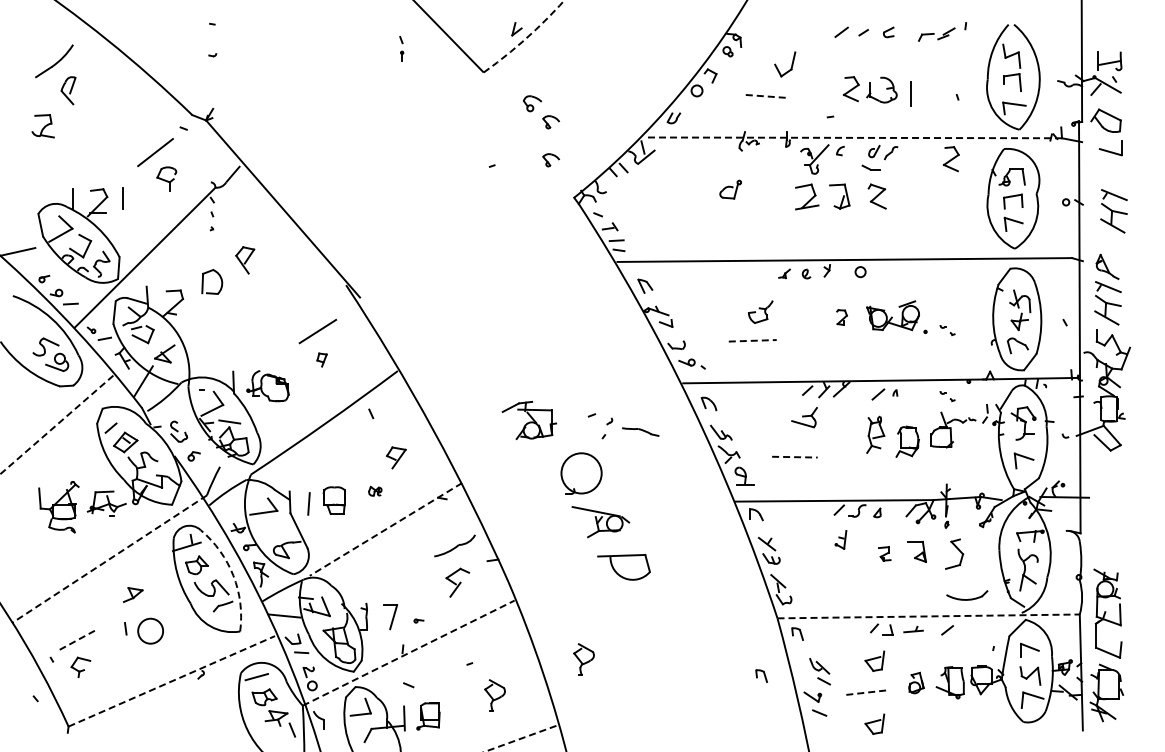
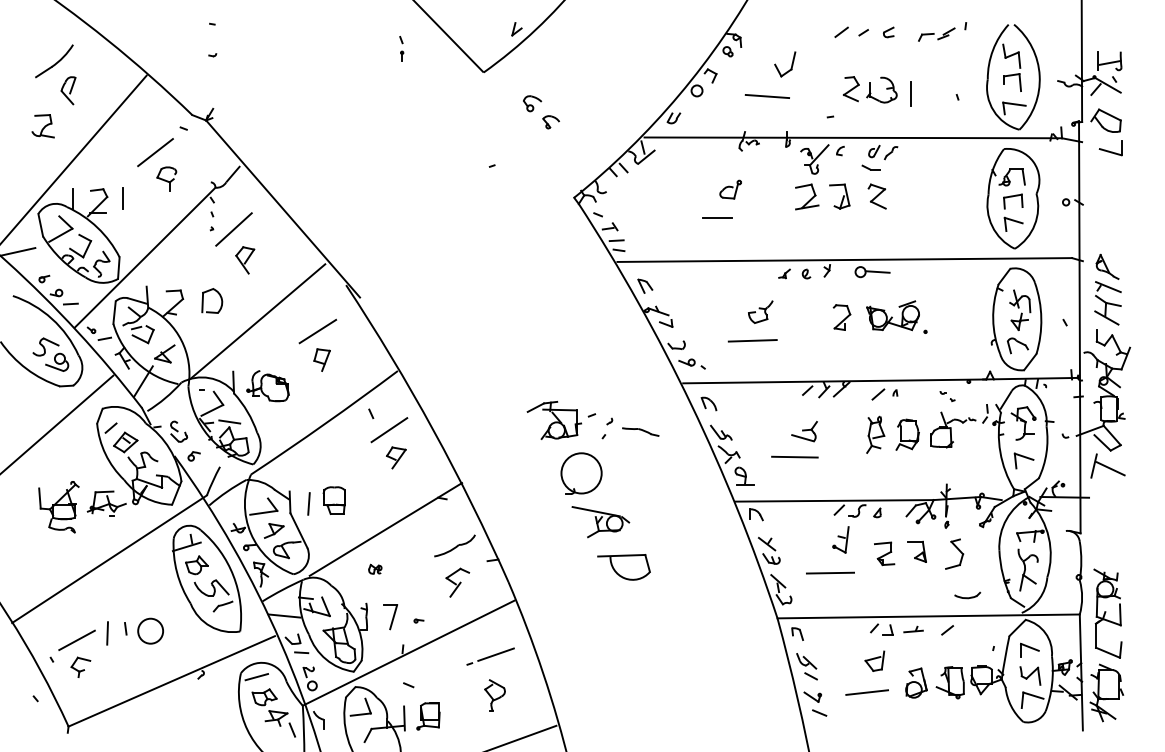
arc: dashed -> solid (526, 38)
line: dashed -> solid (767, 96)
line: dashed -> solid (853, 137)
line: none -> present (74, 158)
part: present -> none (951, 159)
part: present -> none (550, 160)
part: present -> none (1113, 211)
line: none -> present (716, 217)
line: none -> present (233, 229)
line: none -> present (877, 271)
part position: (219, 277) -> (219, 296) (219, 296)
part size: 12x17 px -> 20x27 px (841, 317)
line: none -> present (257, 321)
part: present -> none (947, 330)
line: dashed -> solid (752, 340)
part size: 12x16 px -> 18x24 px (321, 359)
part position: (804, 417) -> (804, 431) (804, 431)
part position: (528, 420) -> (553, 420) (553, 420)
line: dashed -> solid (56, 424)
line: none -> present (389, 430)
part position: (907, 441) -> (907, 434) (907, 434)
line: dashed -> solid (794, 457)
part: none -> present (1107, 465)
part position: (375, 490) -> (375, 568) (375, 568)
line: dashed -> solid (385, 529)
part size: 14x20 px -> 18x28 px (840, 539)
part size: 14x16 px -> 22x26 px (884, 553)
line: dashed -> solid (109, 559)
line: none -> present (830, 572)
arc: dashed -> solid (233, 575)
part position: (132, 594) -> (273, 530) (273, 530)
part size: 43x11 px -> 28x9 px (967, 595)
line: dashed -> solid (929, 616)
line: none -> present (107, 633)
line: dashed -> solid (76, 640)
line: dashed -> solid (409, 652)
line: none -> present (495, 654)
part: present -> none (583, 659)
part position: (819, 671) -> (806, 666) (806, 666)
part: present -> none (761, 675)
line: dashed -> solid (171, 681)
part size: 17x24 px -> 23x32 px (916, 682)
line: dashed -> solid (867, 692)
part: present -> none (874, 723)
line: dashed -> solid (520, 738)
